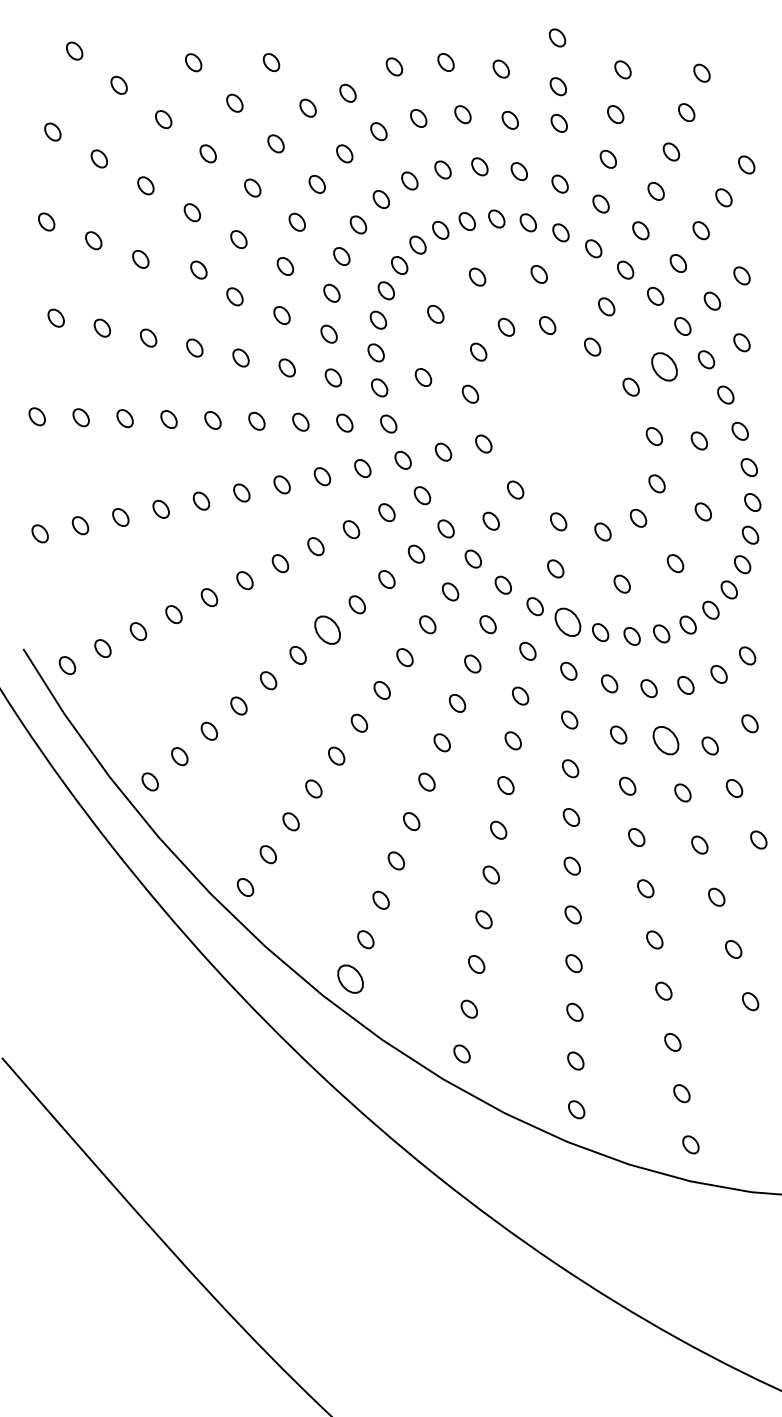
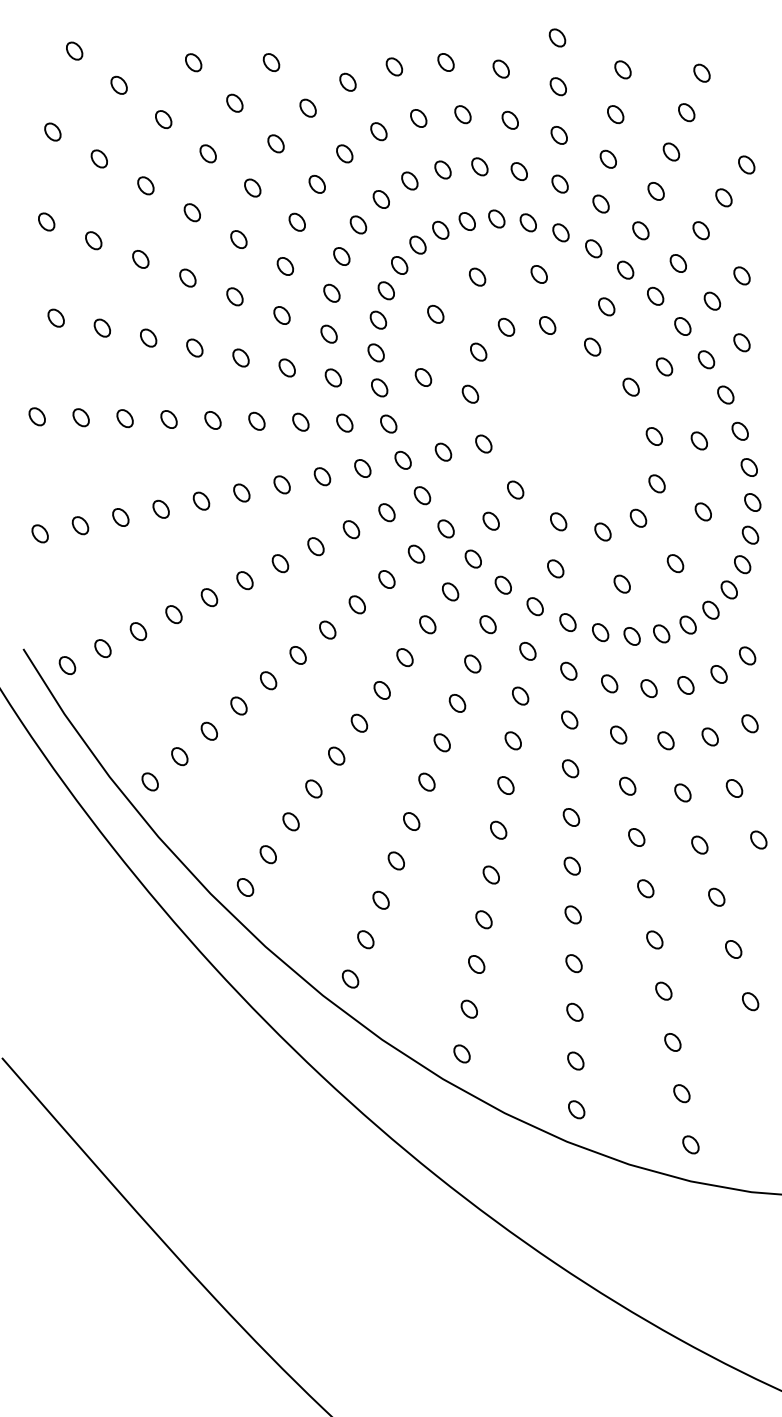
part position: (347, 92) -> (347, 81) (347, 81)
part position: (558, 123) -> (558, 135) (558, 135)
part position: (198, 269) -> (187, 277) (187, 277)
part size: 27x30 px -> 19x20 px (664, 366)
part size: 28x30 px -> 18x20 px (567, 622)
part size: 27x30 px -> 18x20 px (327, 629)
part size: 28x30 px -> 18x20 px (665, 740)
part position: (709, 745) -> (709, 736) (709, 736)
part size: 27x30 px -> 19x20 px (350, 978)
